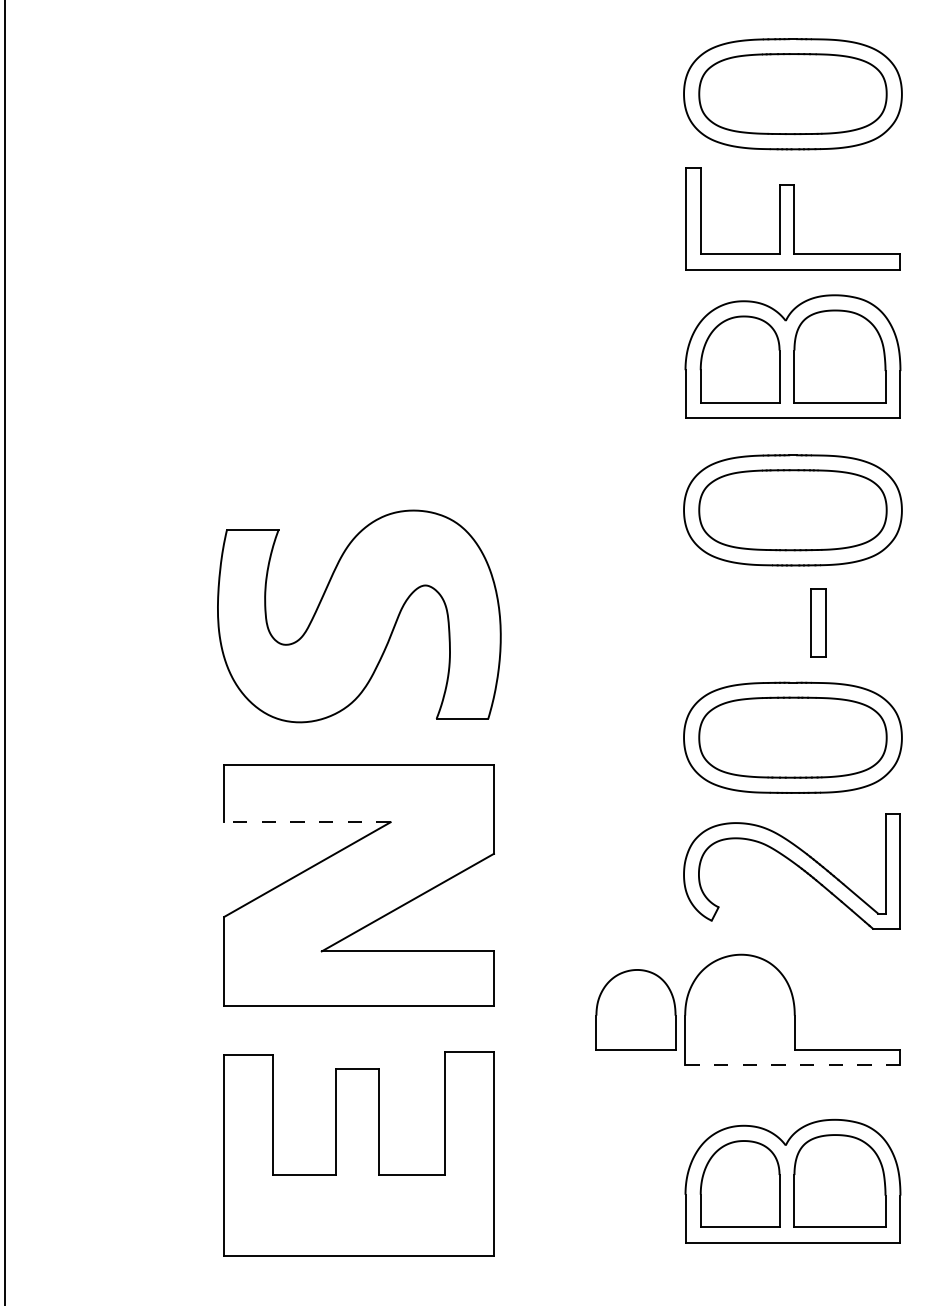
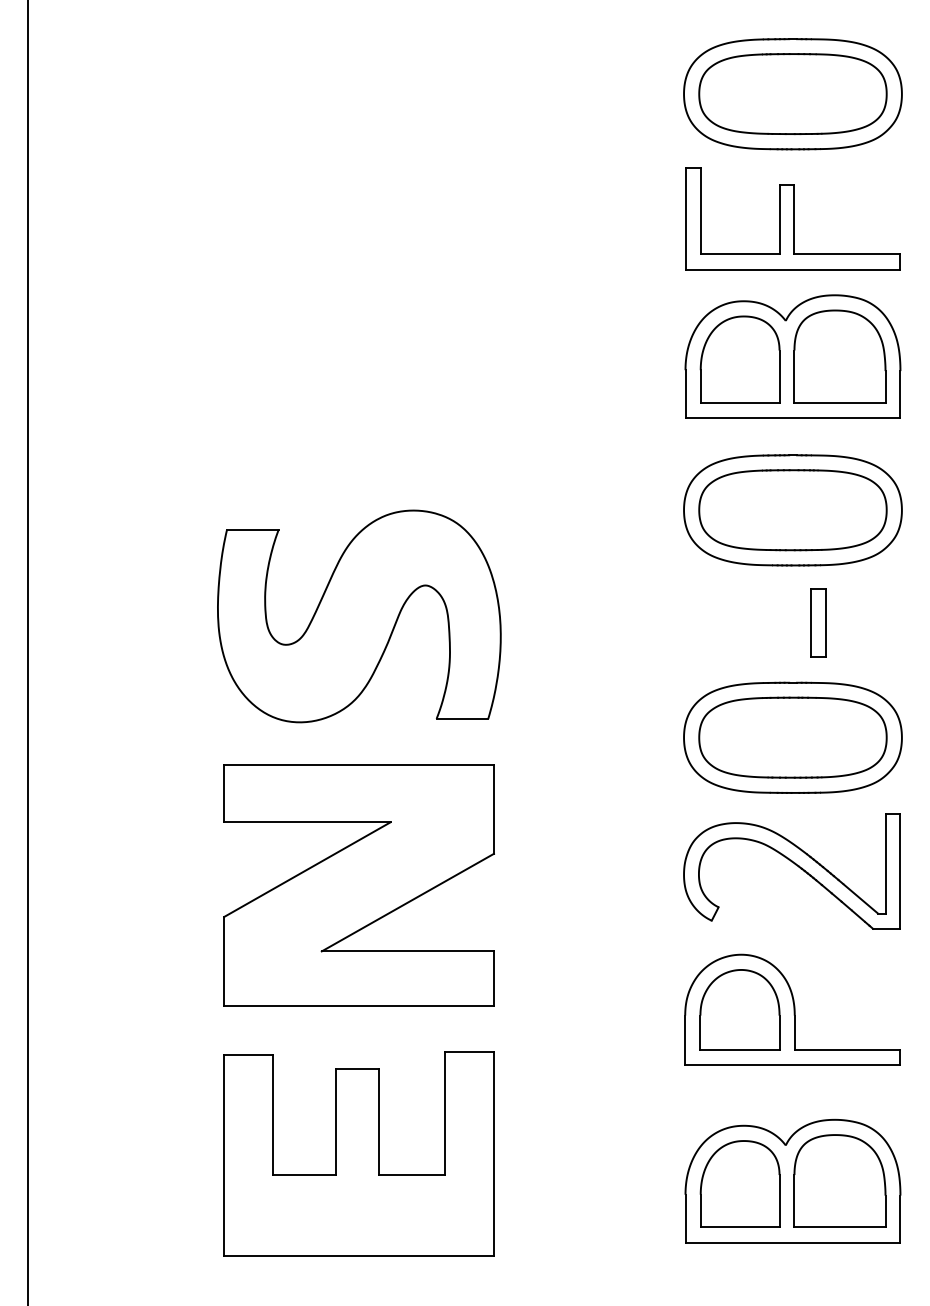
line position: (5, 652) -> (28, 652) (28, 652)
line: dashed -> solid (306, 822)
part position: (635, 1009) -> (739, 1009) (739, 1009)
line: dashed -> solid (792, 1065)
